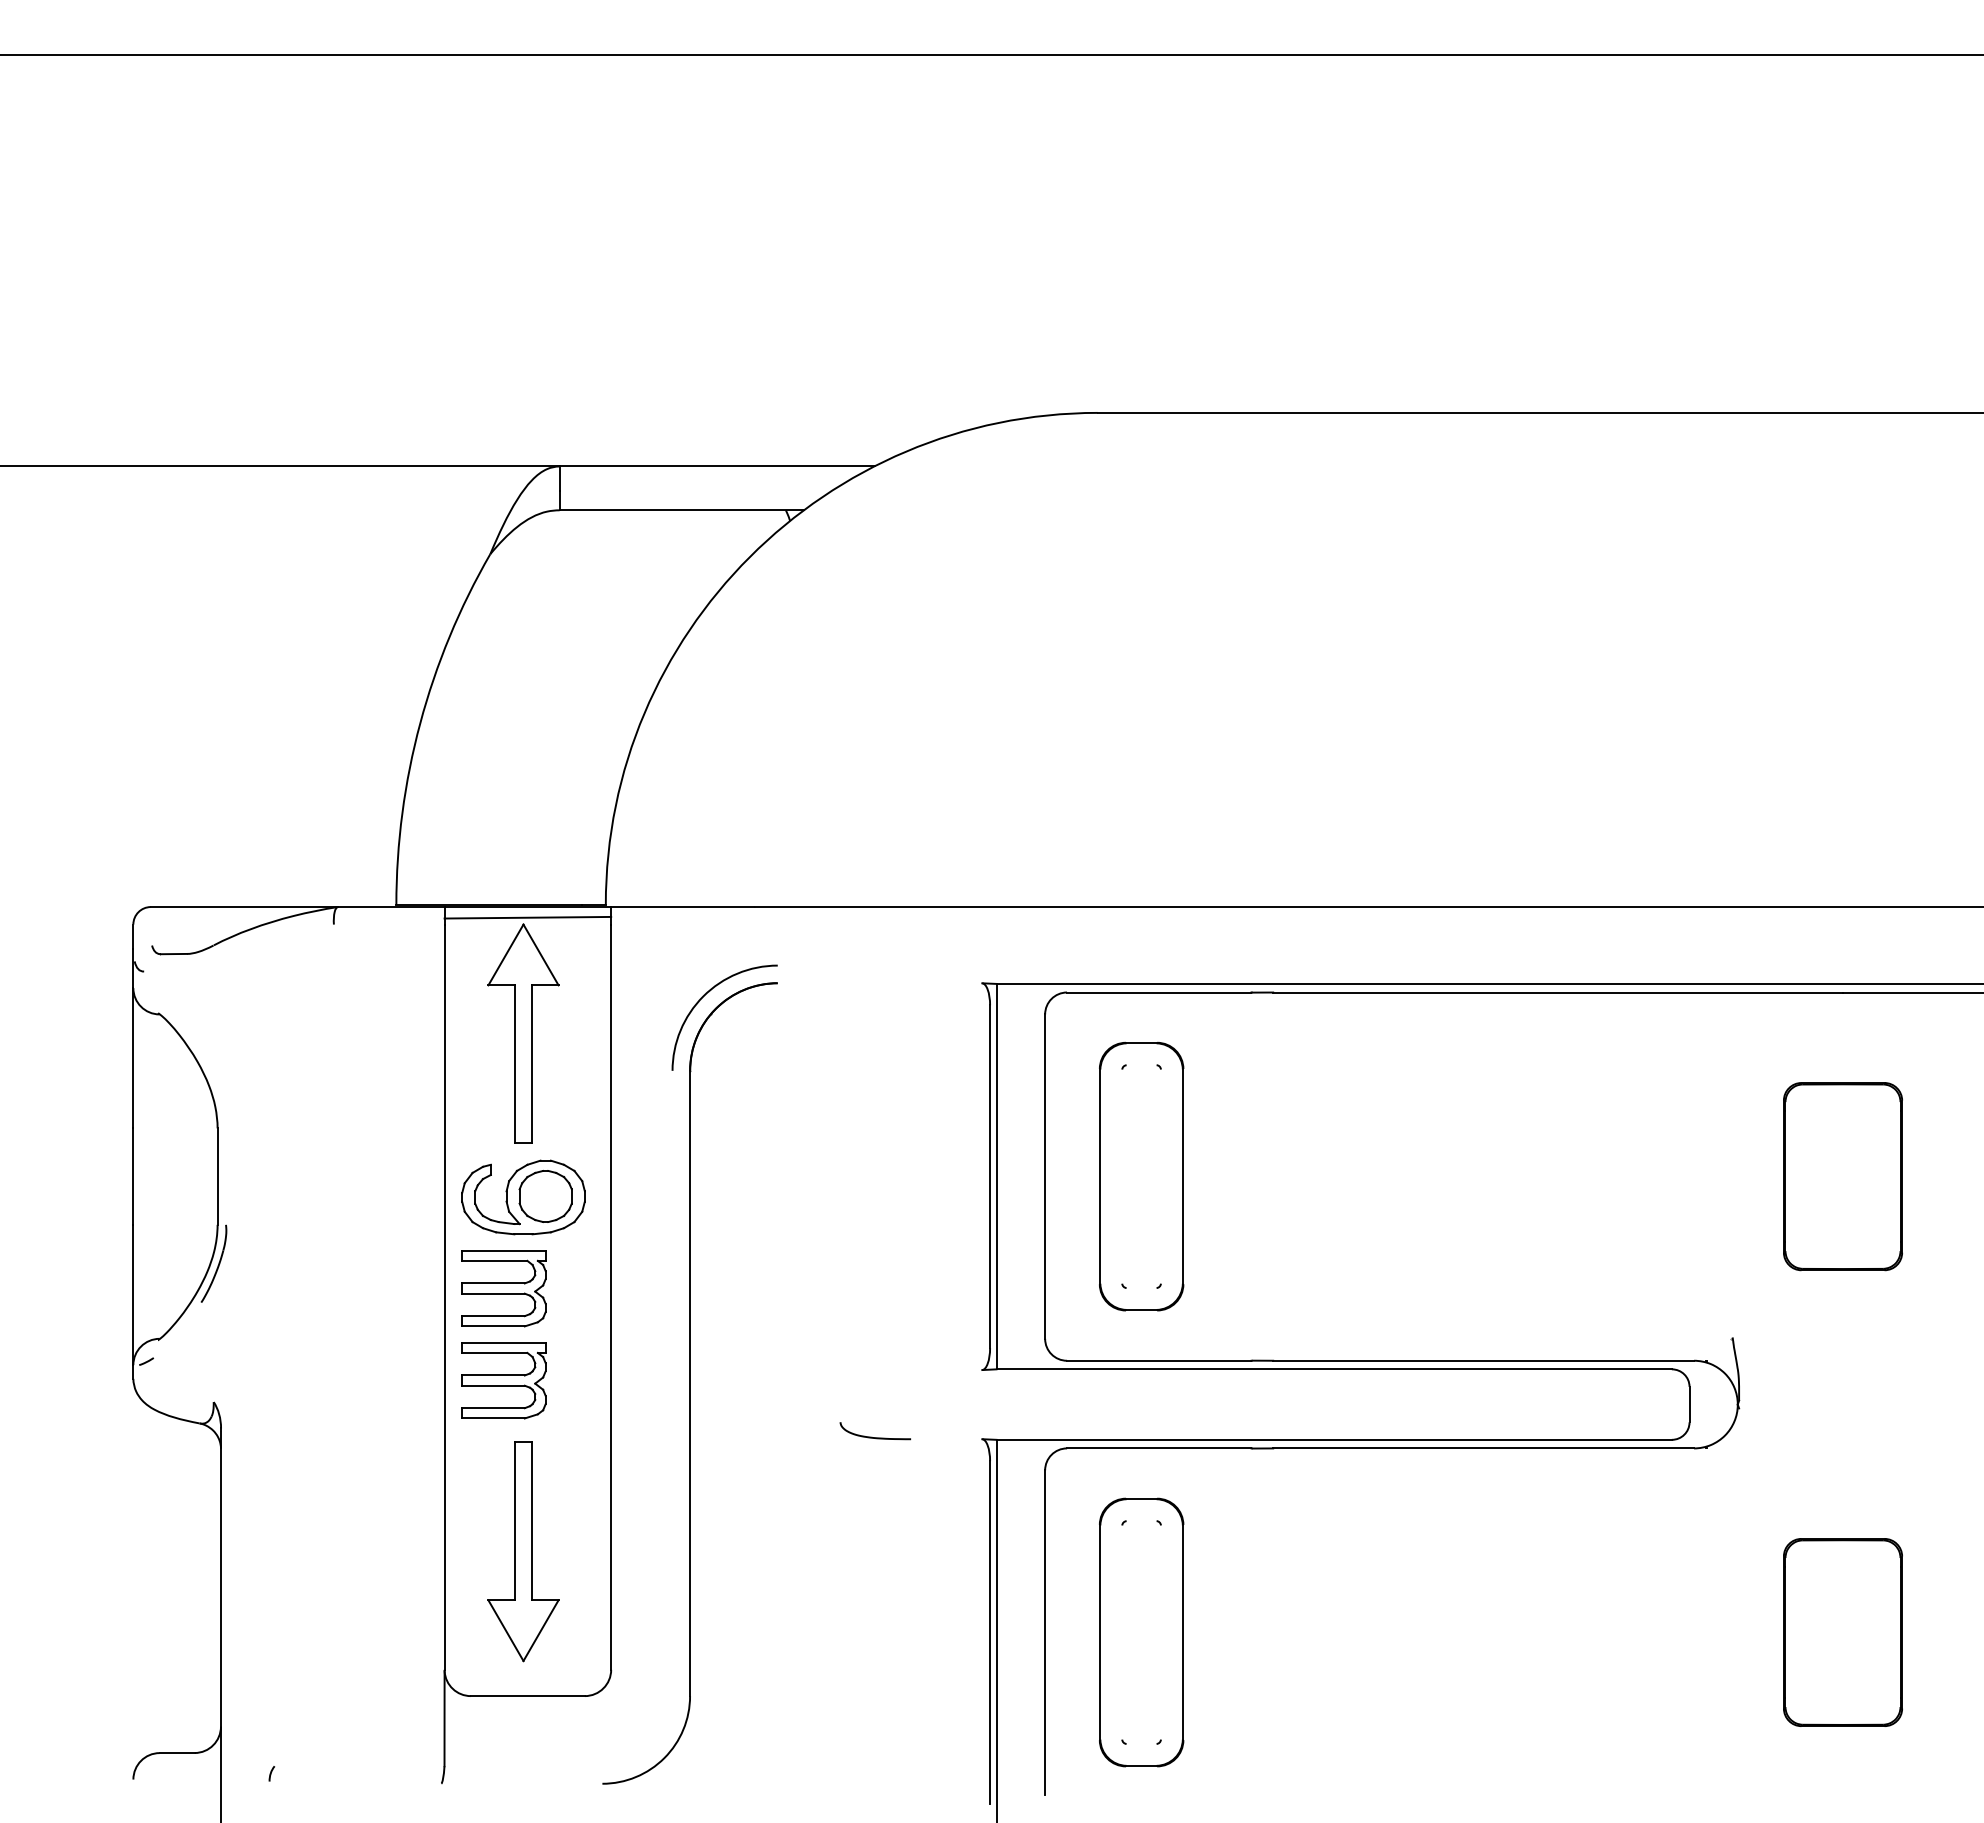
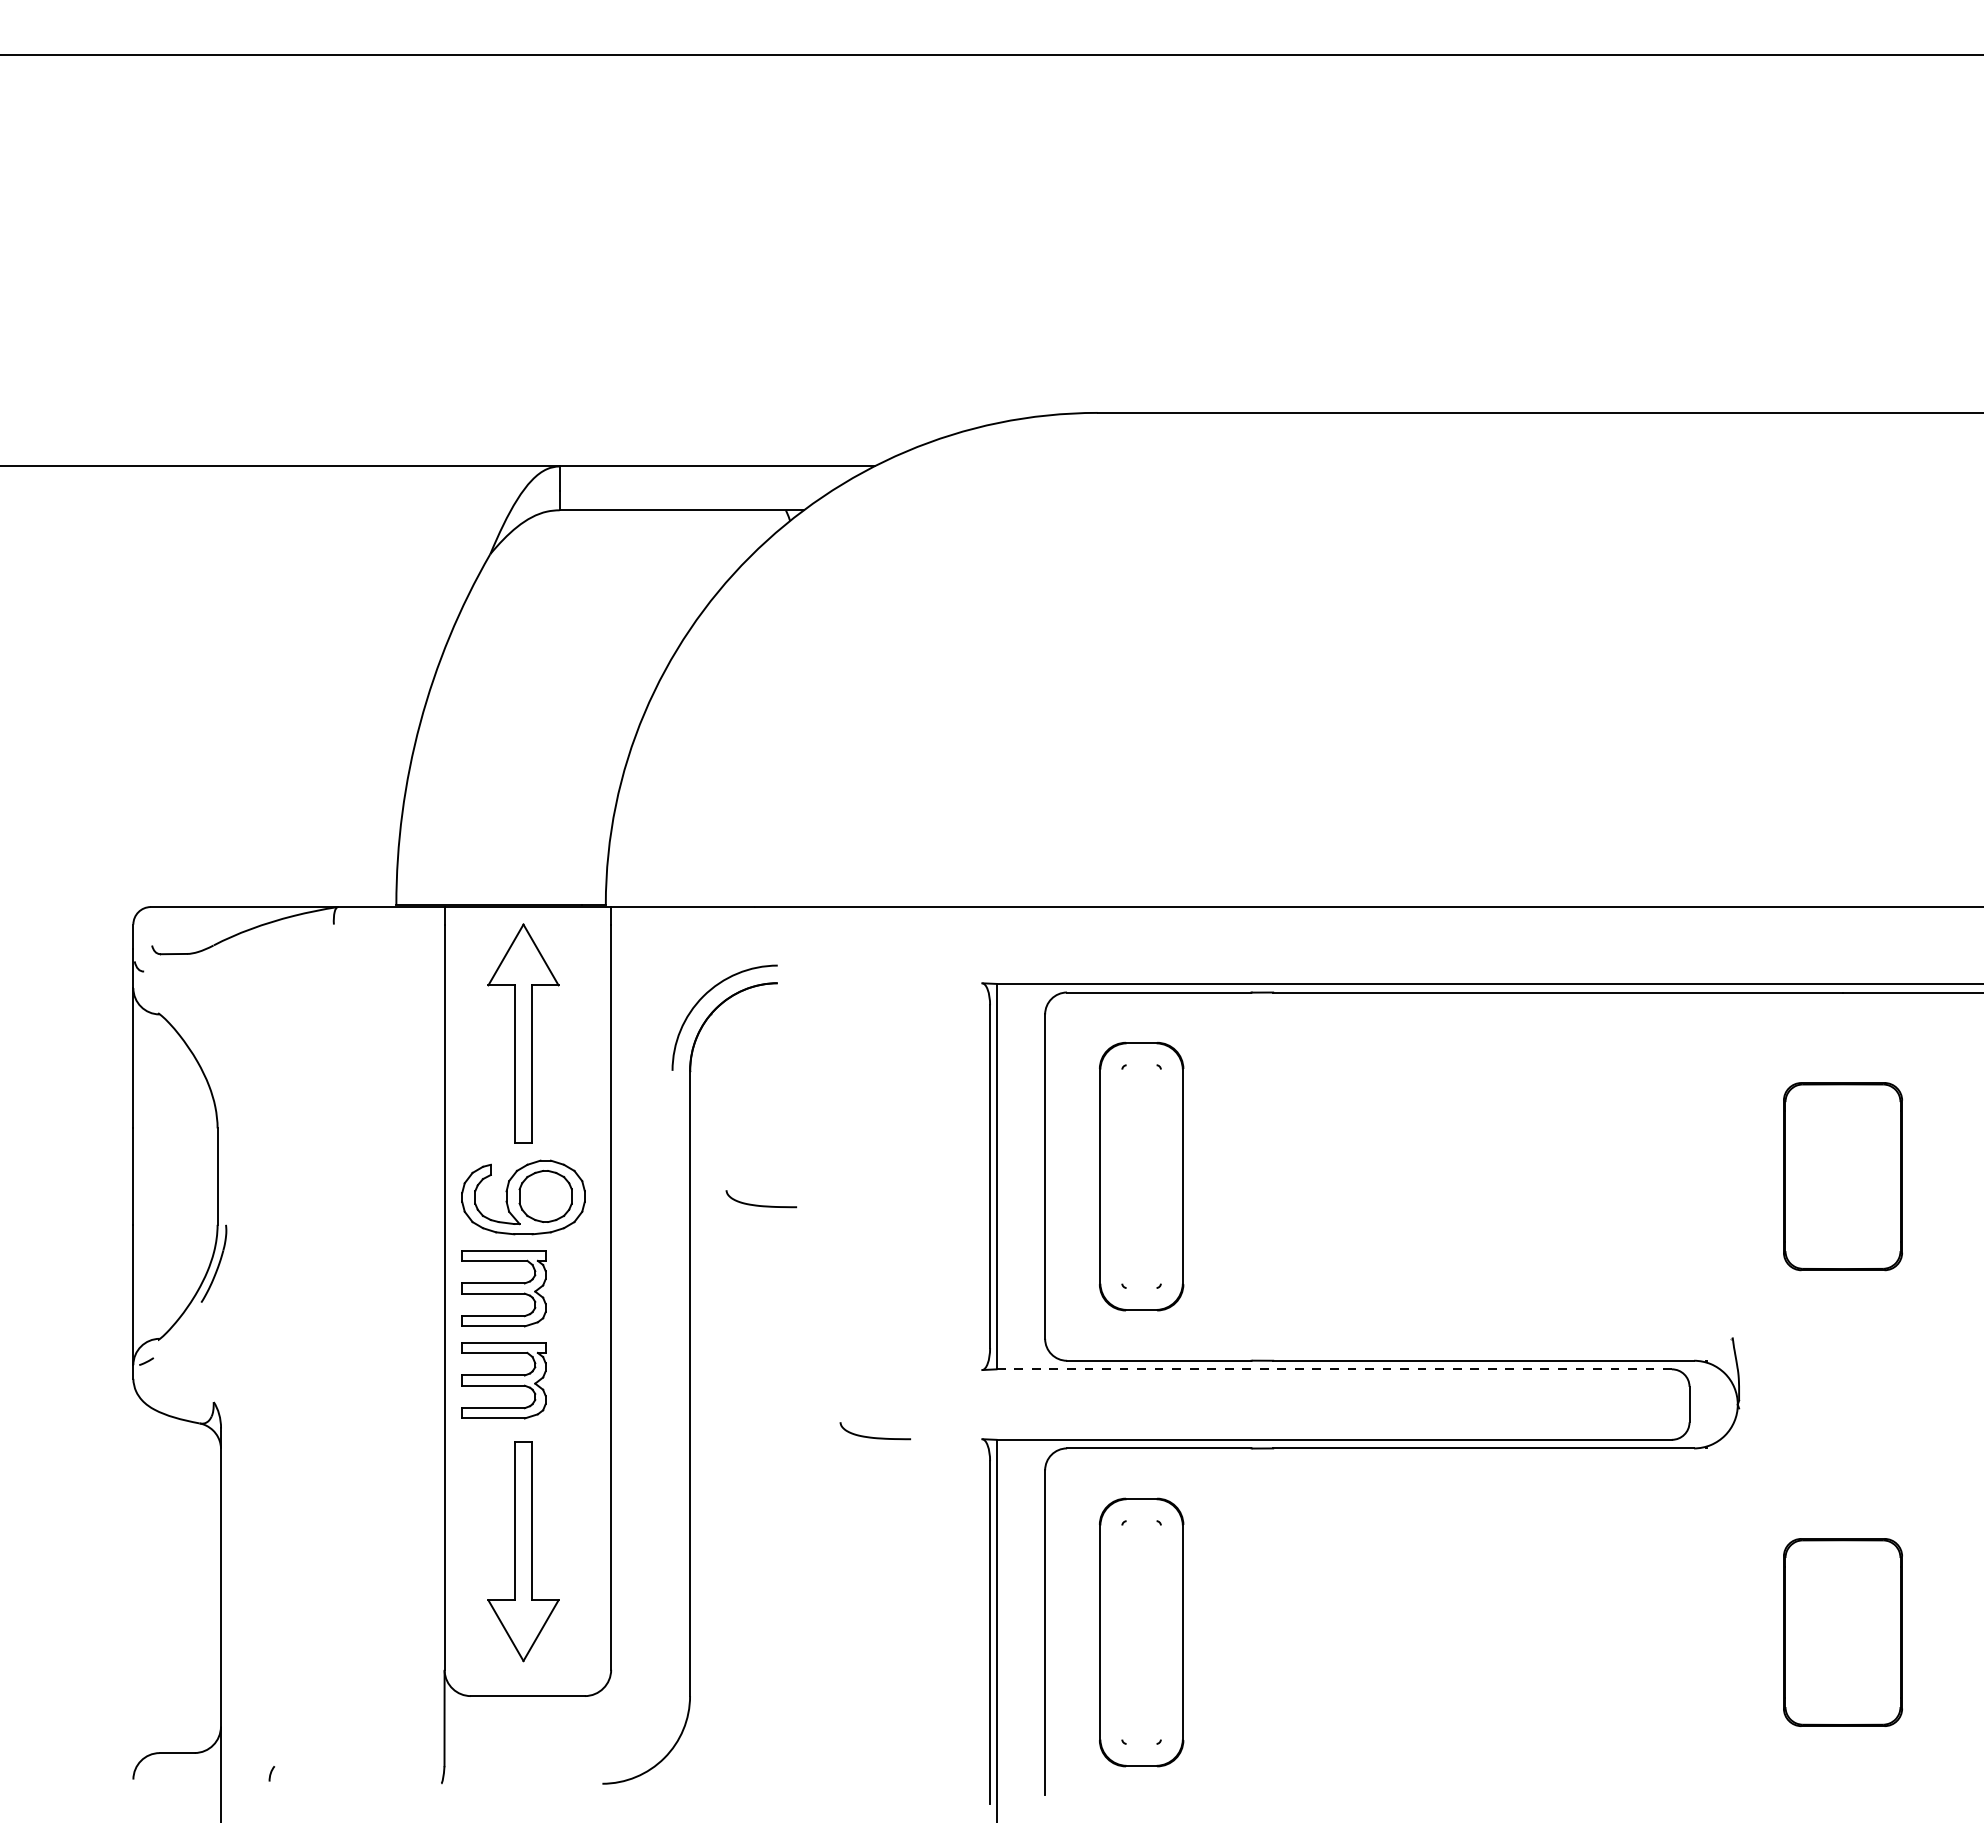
line: present -> none (527, 917)
curve: none -> present (761, 1205)
line: solid -> dashed (1334, 1369)
